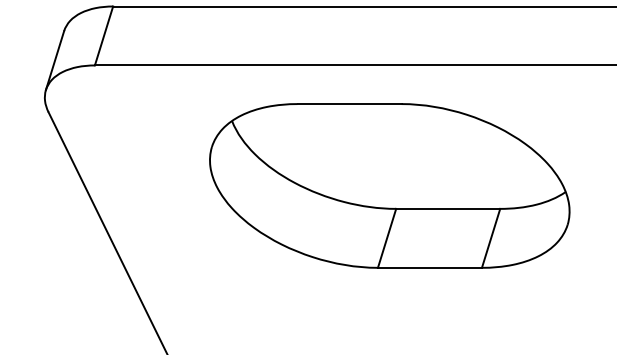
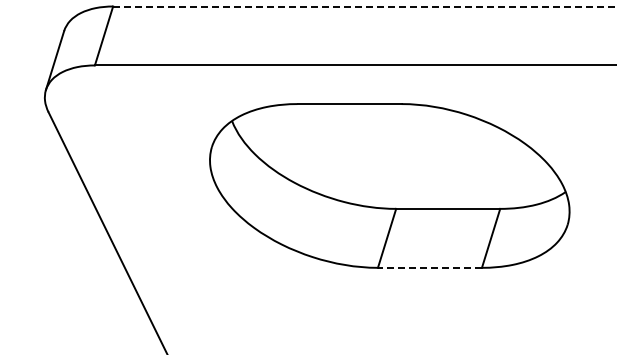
line: solid -> dashed (364, 6)
line: solid -> dashed (429, 267)
